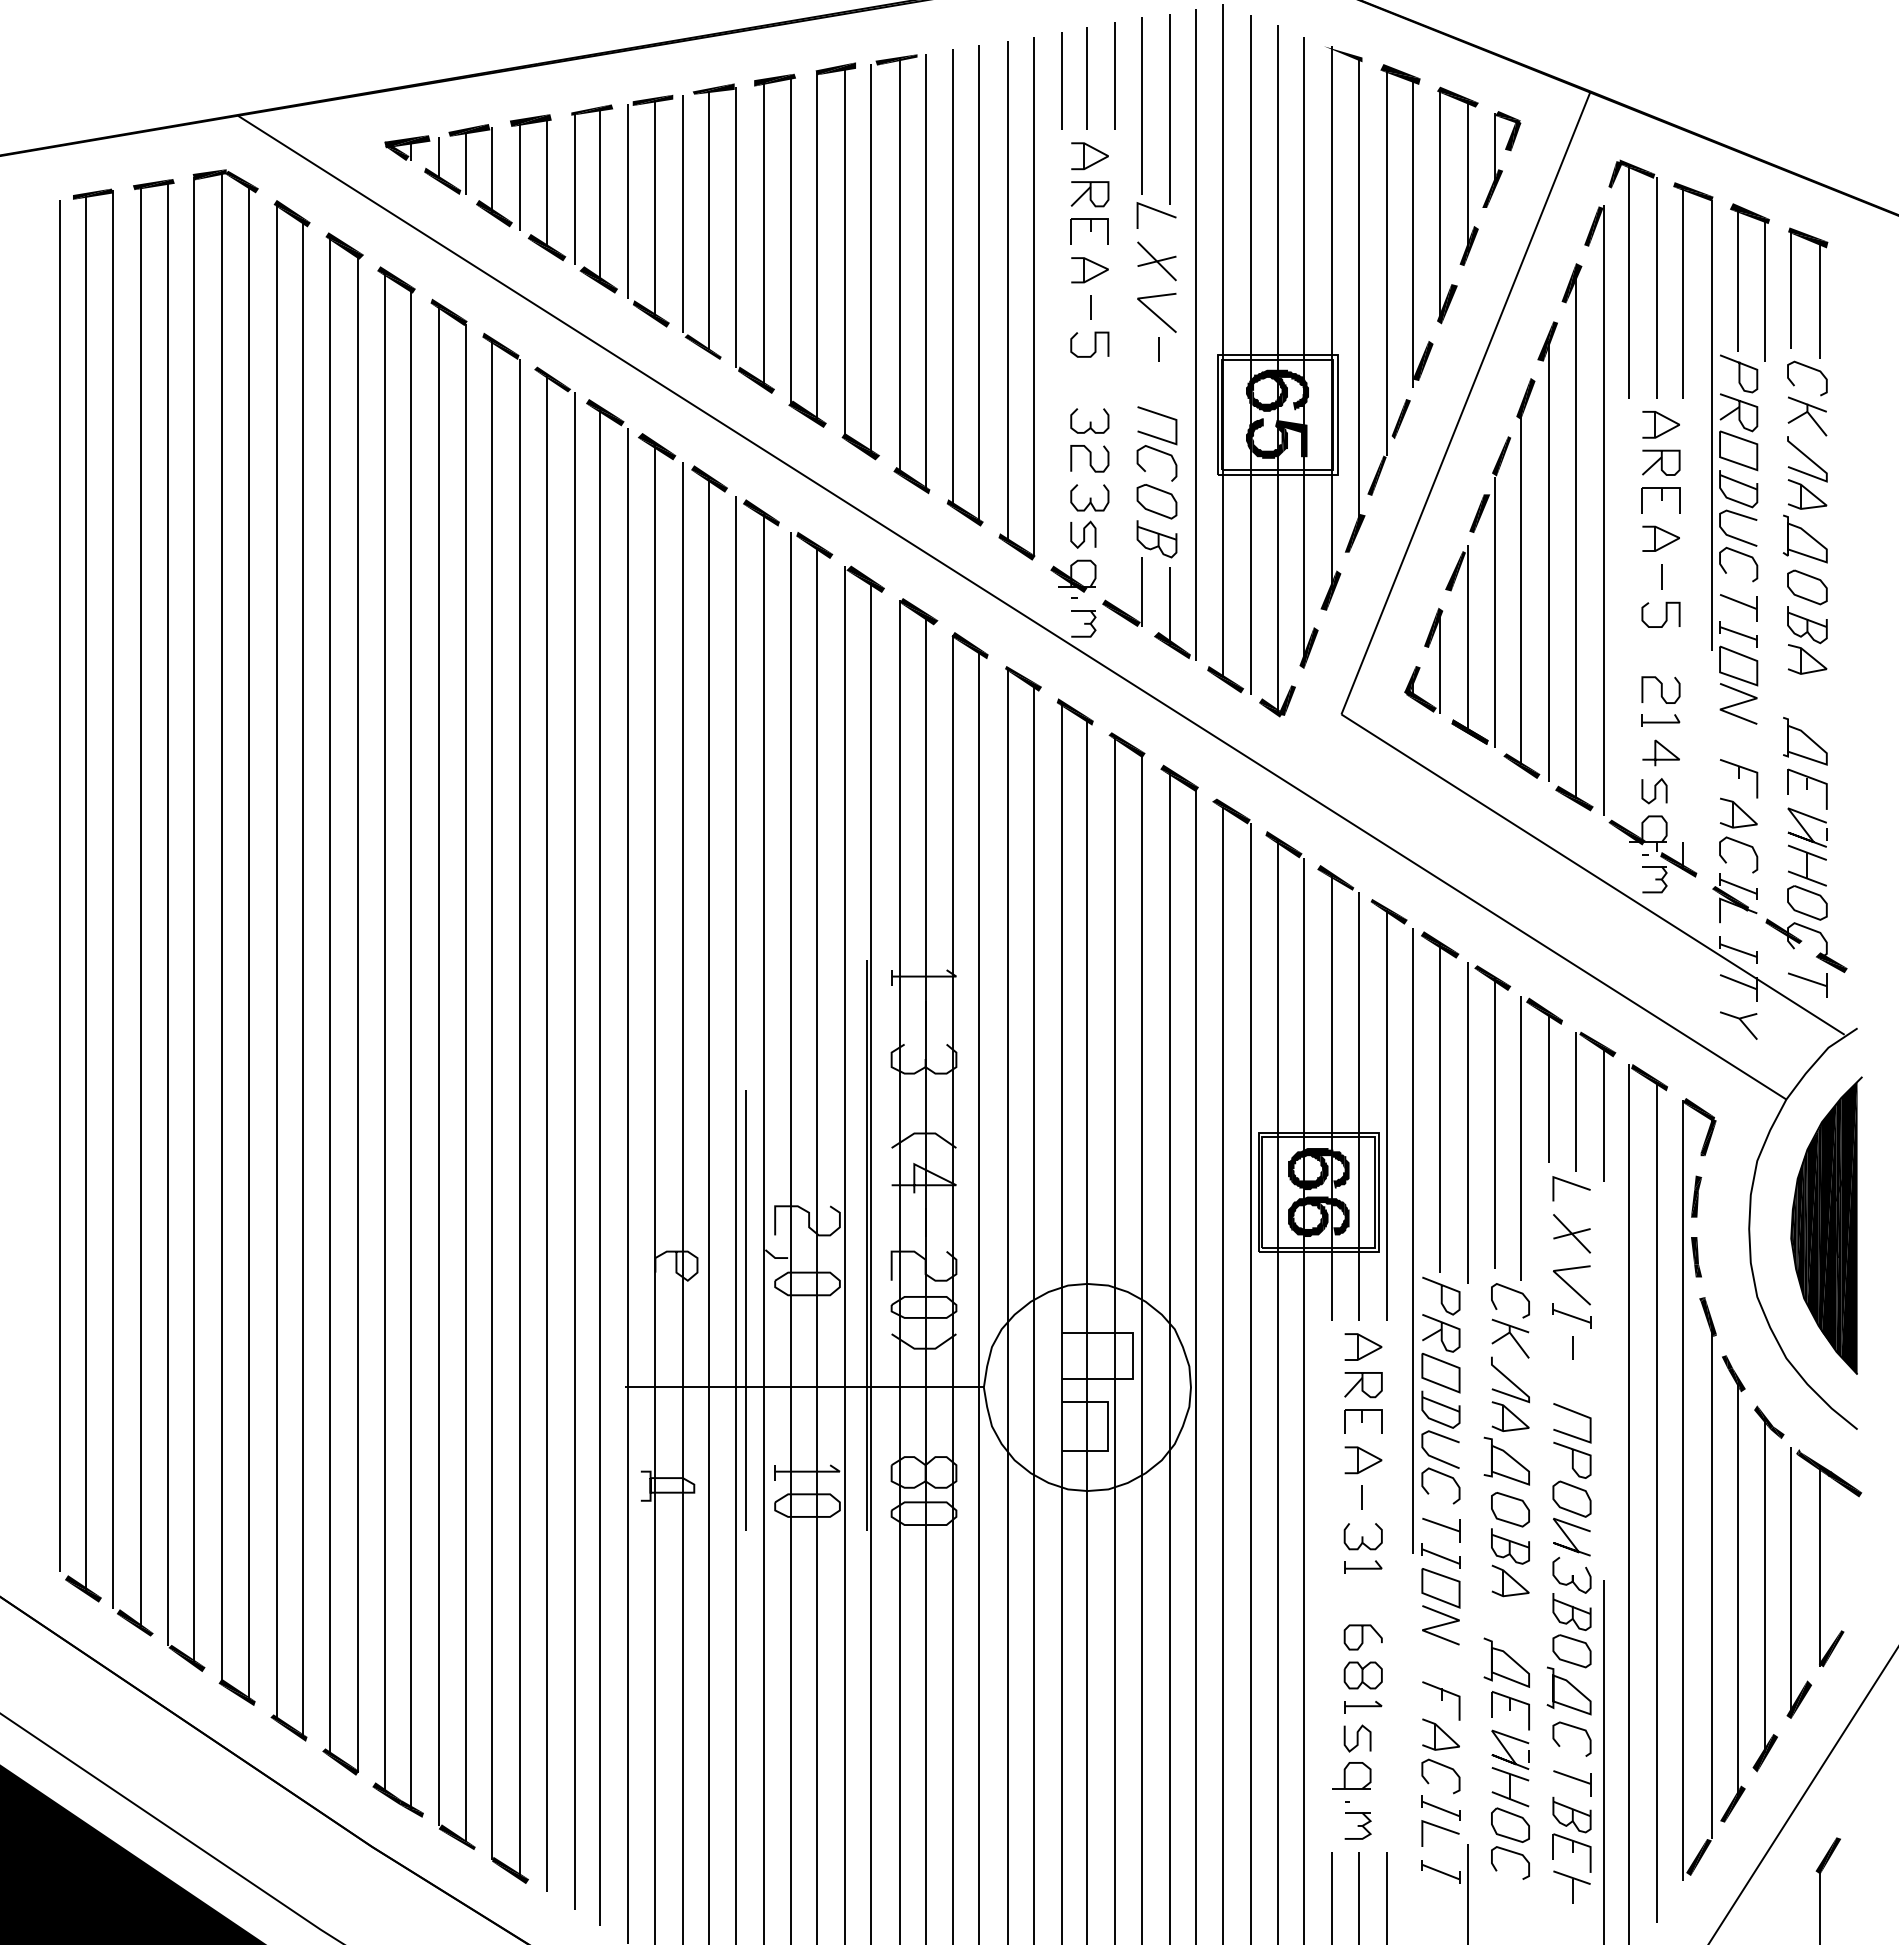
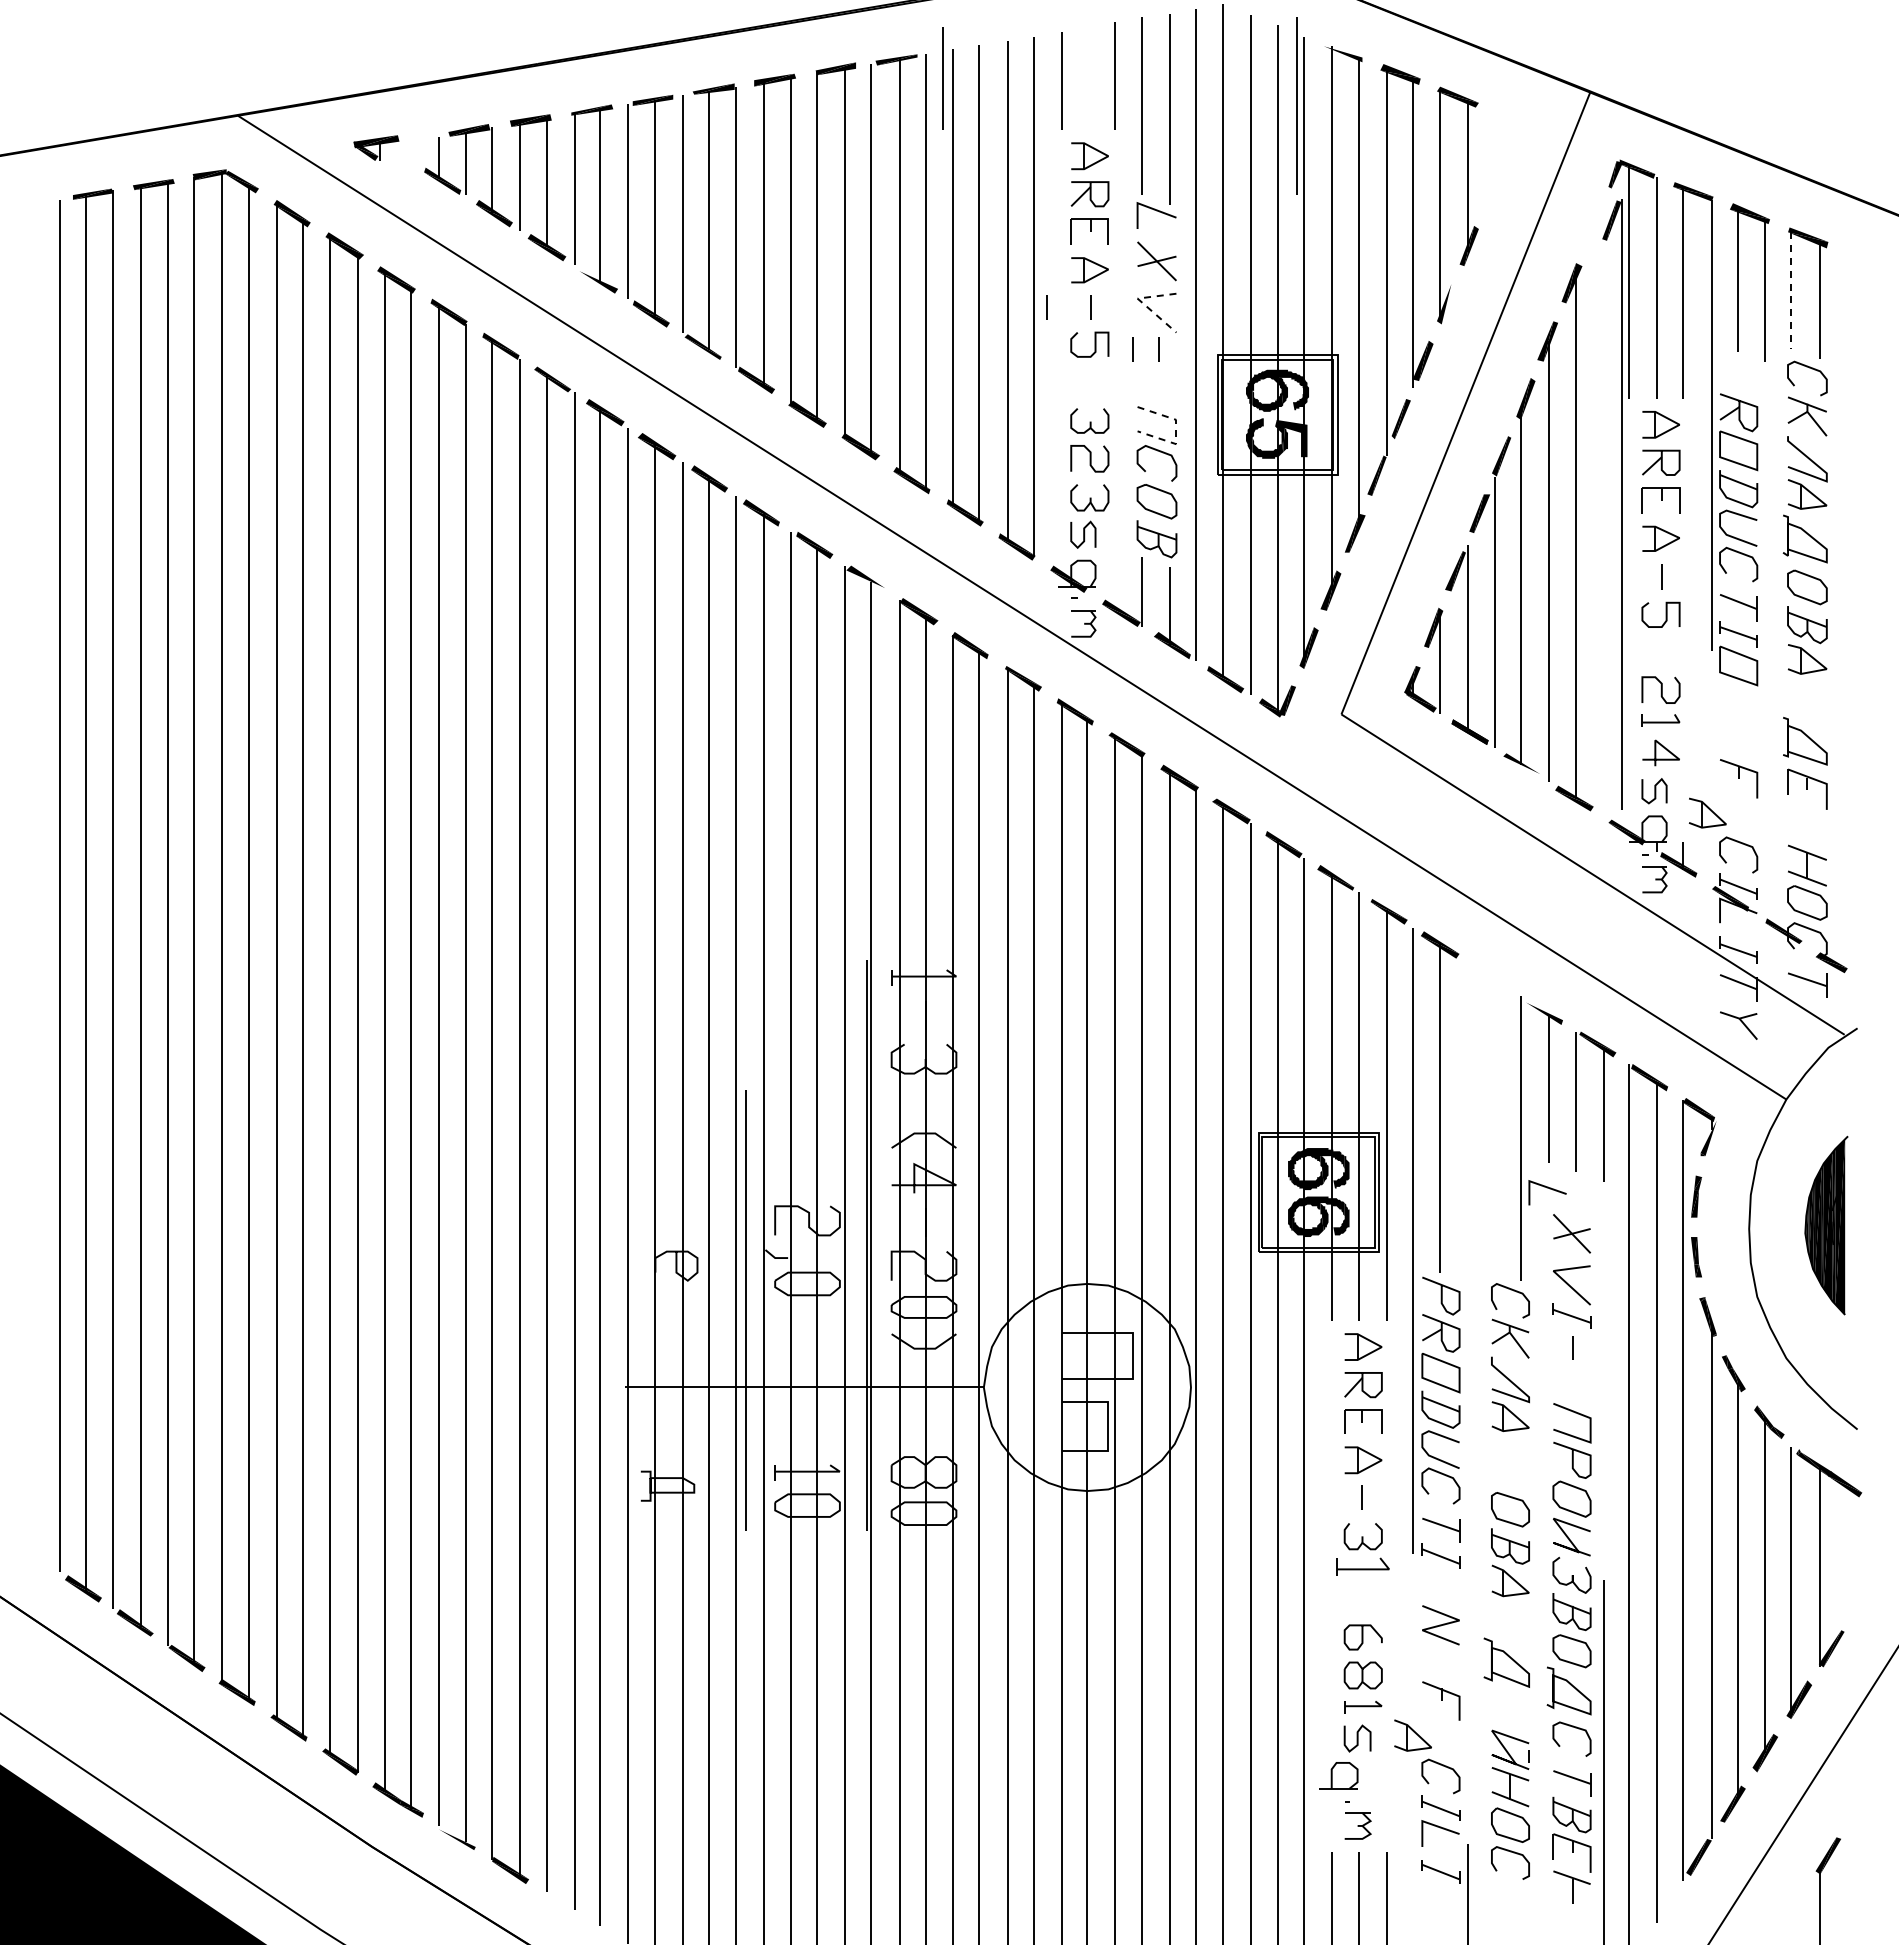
line position: (1086, 78) -> (942, 78) (942, 78)
line: none -> present (1296, 105)
part position: (407, 147) -> (376, 147) (376, 147)
part: present -> none (1501, 159)
fill: present -> none (598, 277)
line: solid -> dashed (1791, 291)
line: solid -> dashed (1142, 302)
fill: present -> none (1449, 304)
line: none -> present (1046, 307)
line: none -> present (1132, 349)
curve: present -> none (1739, 373)
line: solid -> dashed (1176, 432)
part position: (1603, 510) -> (1621, 504) (1621, 504)
fill: present -> none (865, 581)
line: present -> none (1738, 703)
fill: present -> none (1521, 767)
part position: (1738, 812) -> (1707, 812) (1707, 812)
part: present -> none (1807, 827)
fill: present -> none (1544, 1008)
part: present -> none (1489, 1122)
fill: present -> none (1708, 1135)
line position: (1573, 1185) -> (1549, 1189) (1549, 1189)
part size: 73x299 px -> 45x181 px (1826, 1225)
curve: present -> none (1508, 1456)
part size: 39x14 px -> 54x19 px (1362, 1566)
part: present -> none (1440, 1588)
part: present -> none (1510, 1710)
part position: (1440, 1734) -> (1412, 1735) (1412, 1735)
part position: (1351, 1775) -> (1338, 1775) (1338, 1775)
fill: present -> none (456, 1835)
